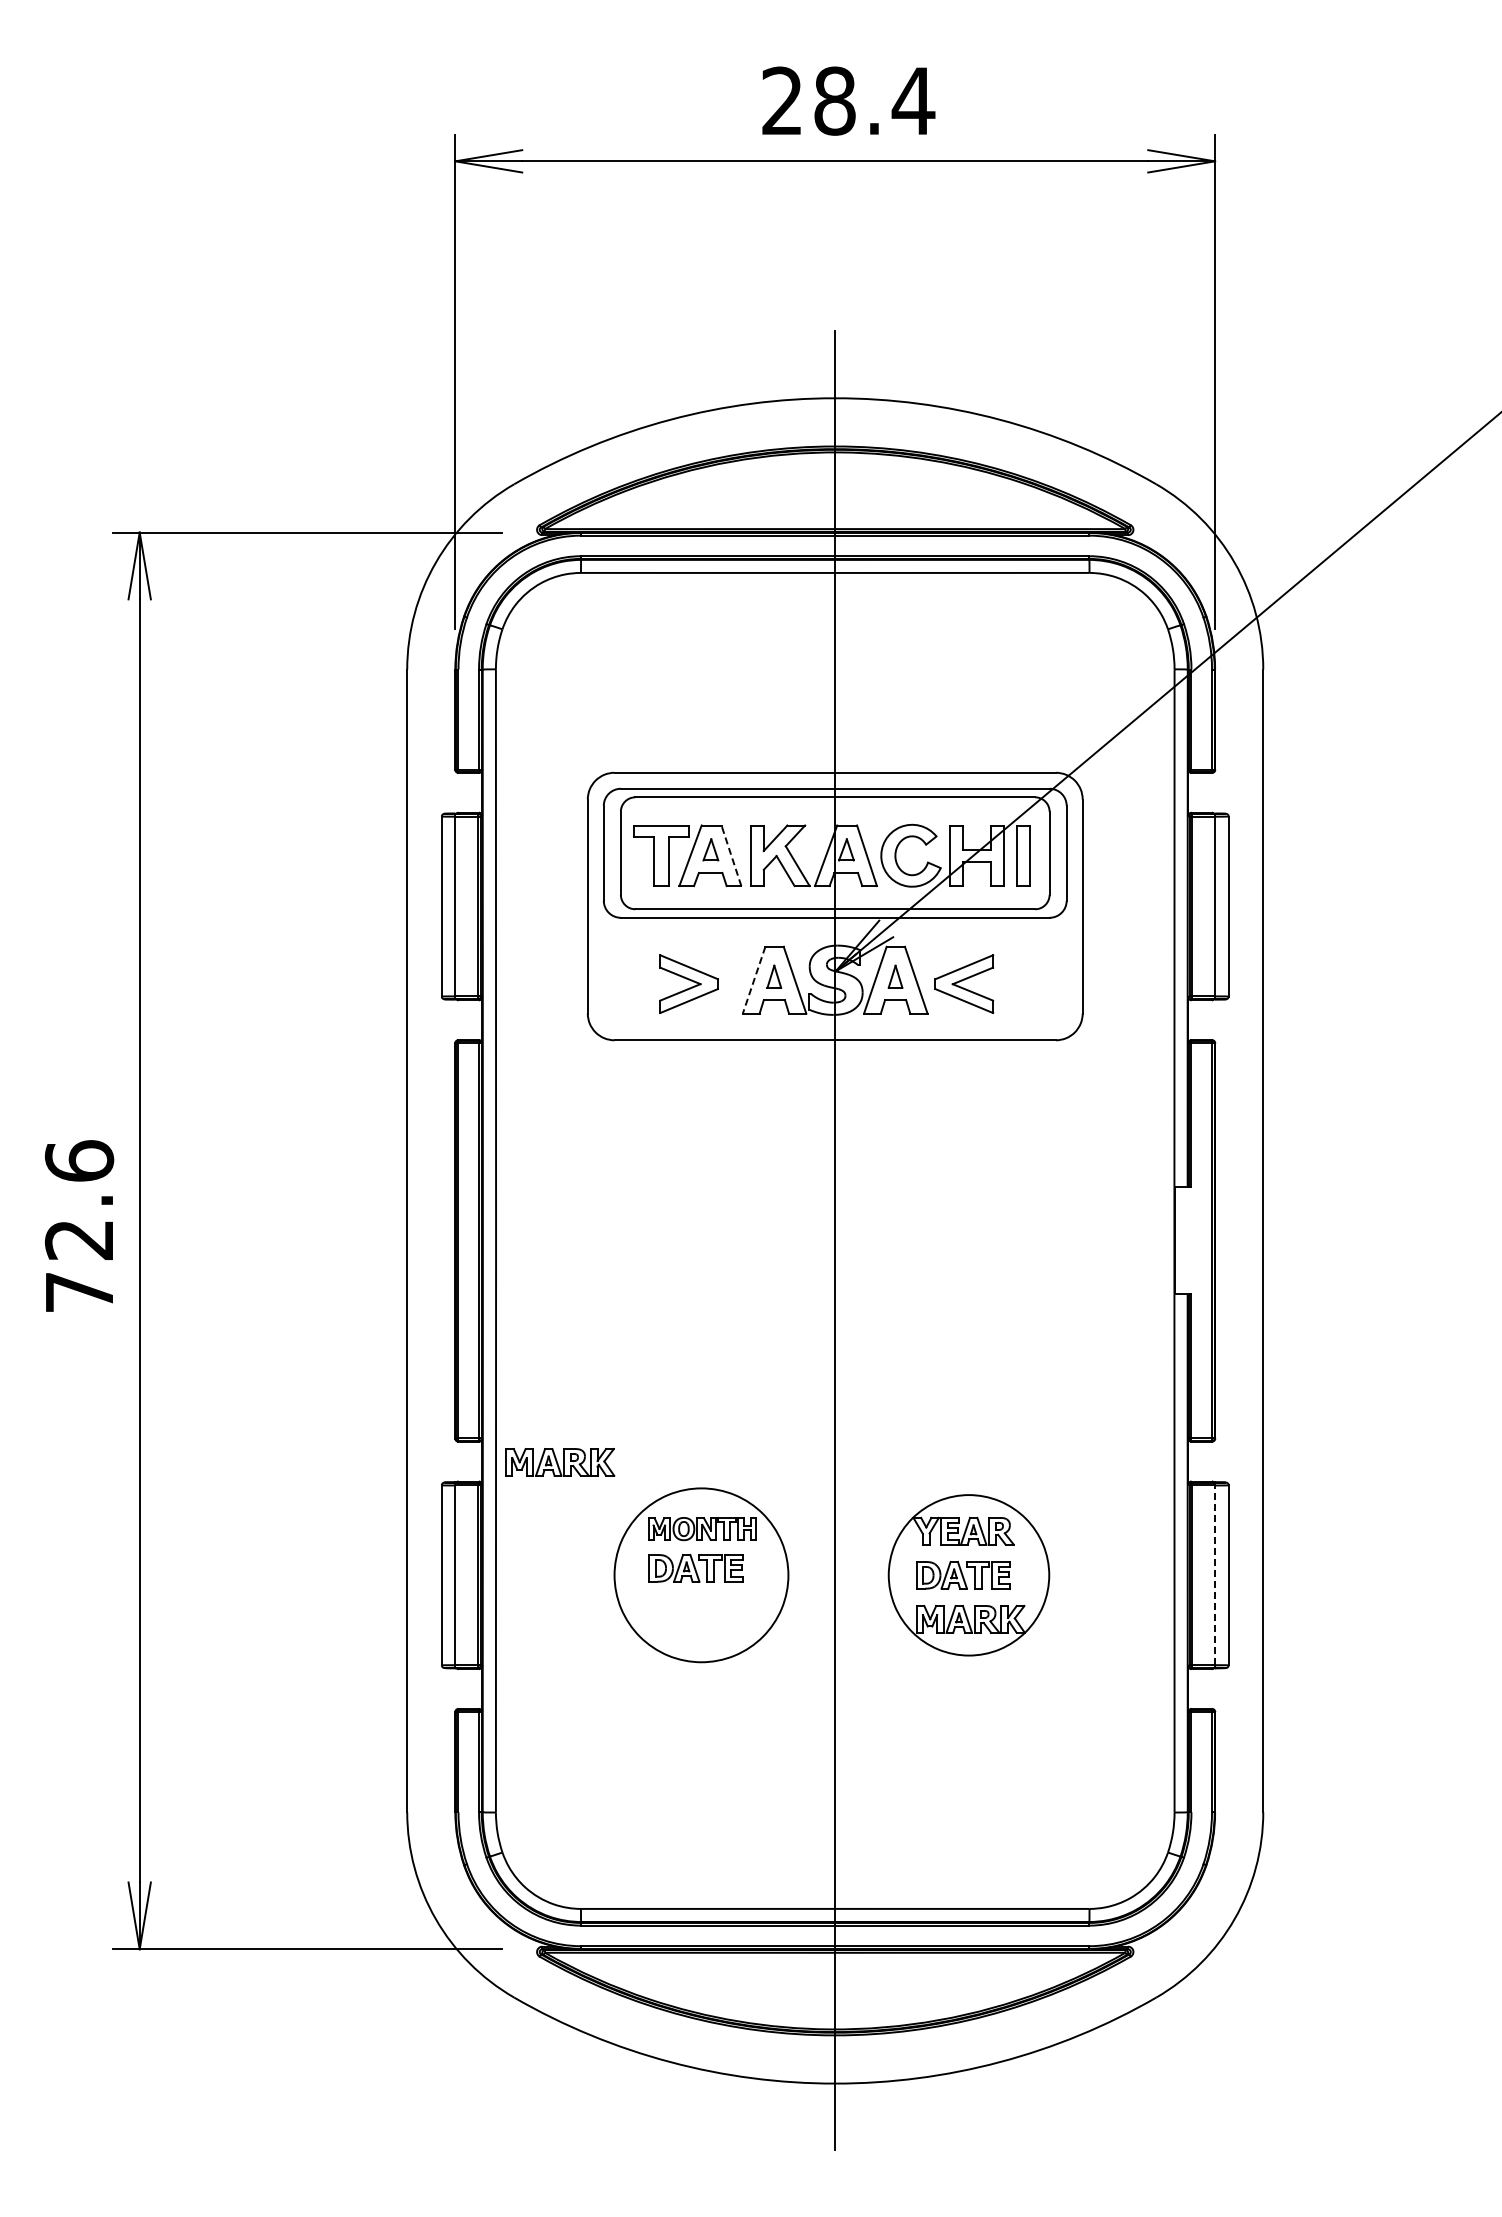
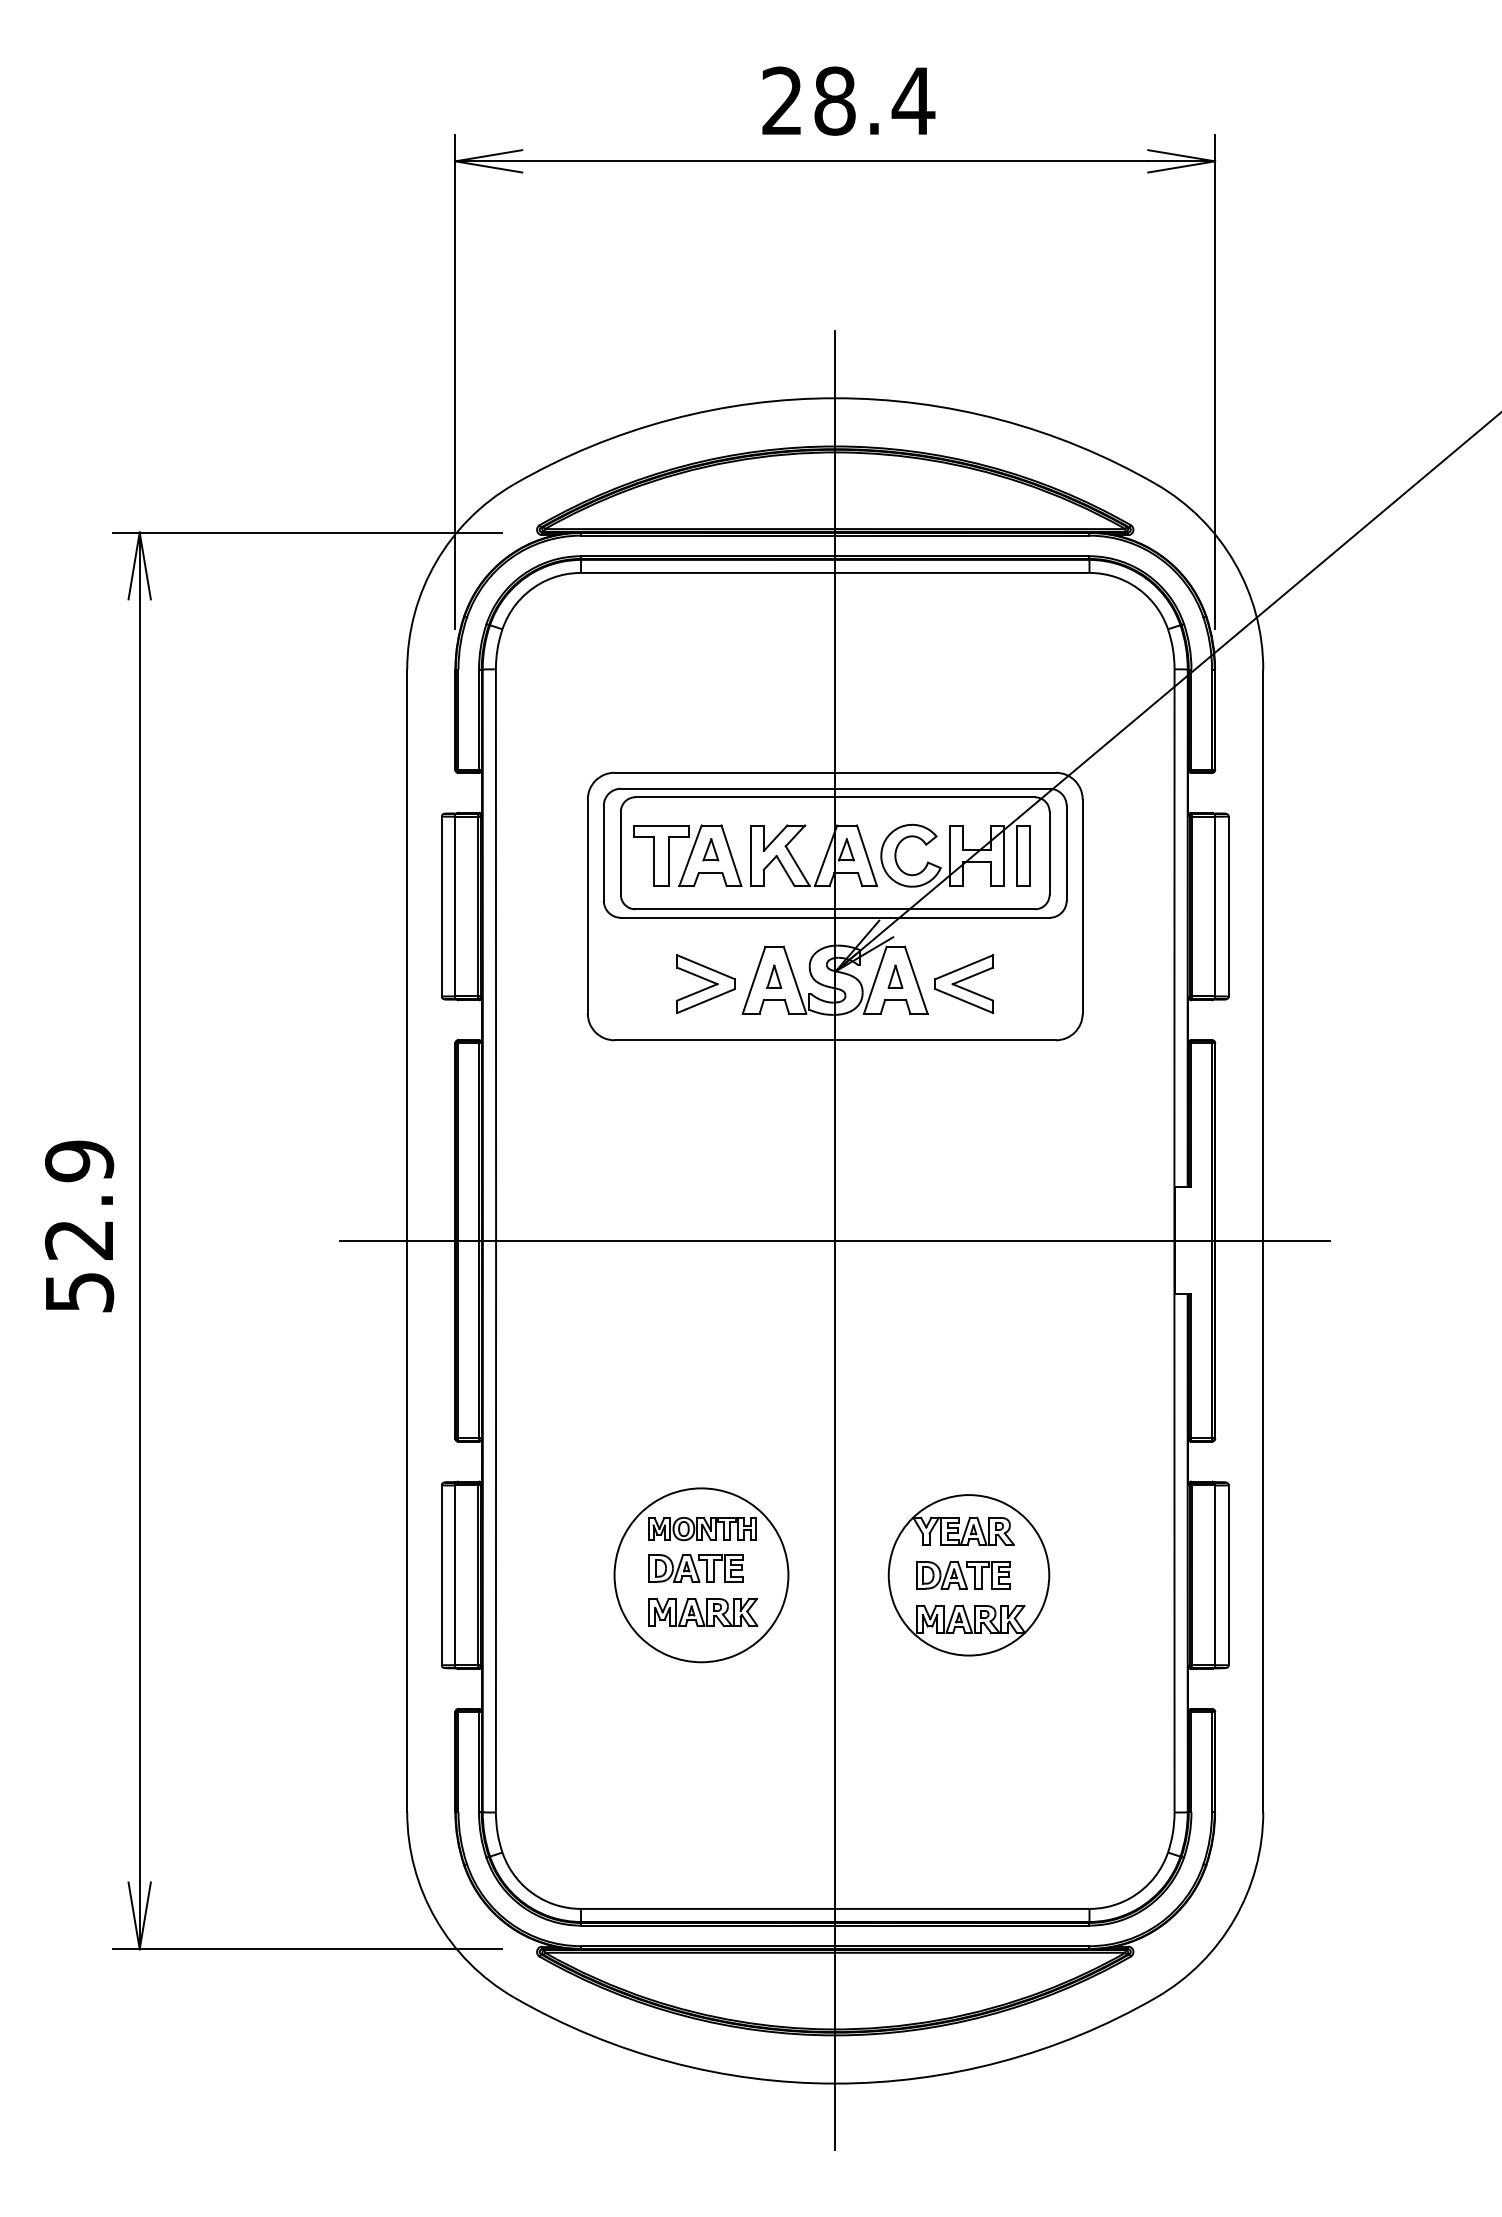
line: dashed -> solid (731, 855)
line: dashed -> solid (753, 980)
part position: (688, 983) -> (705, 983) (705, 983)
text: 72.6 -> 52.9 (79, 1226)
line: none -> present (835, 1240)
part position: (560, 1462) -> (703, 1612) (703, 1612)
line: dashed -> solid (1215, 1575)
